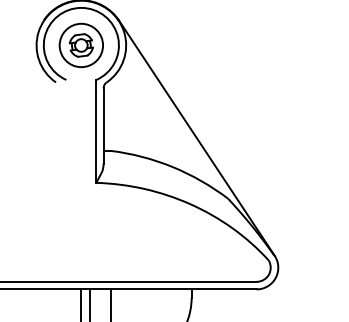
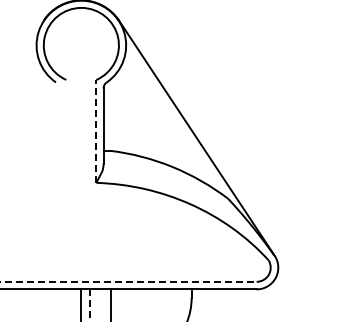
part: present -> none (80, 45)
line: solid -> dashed (96, 130)
line: solid -> dashed (128, 281)
line: solid -> dashed (89, 305)
